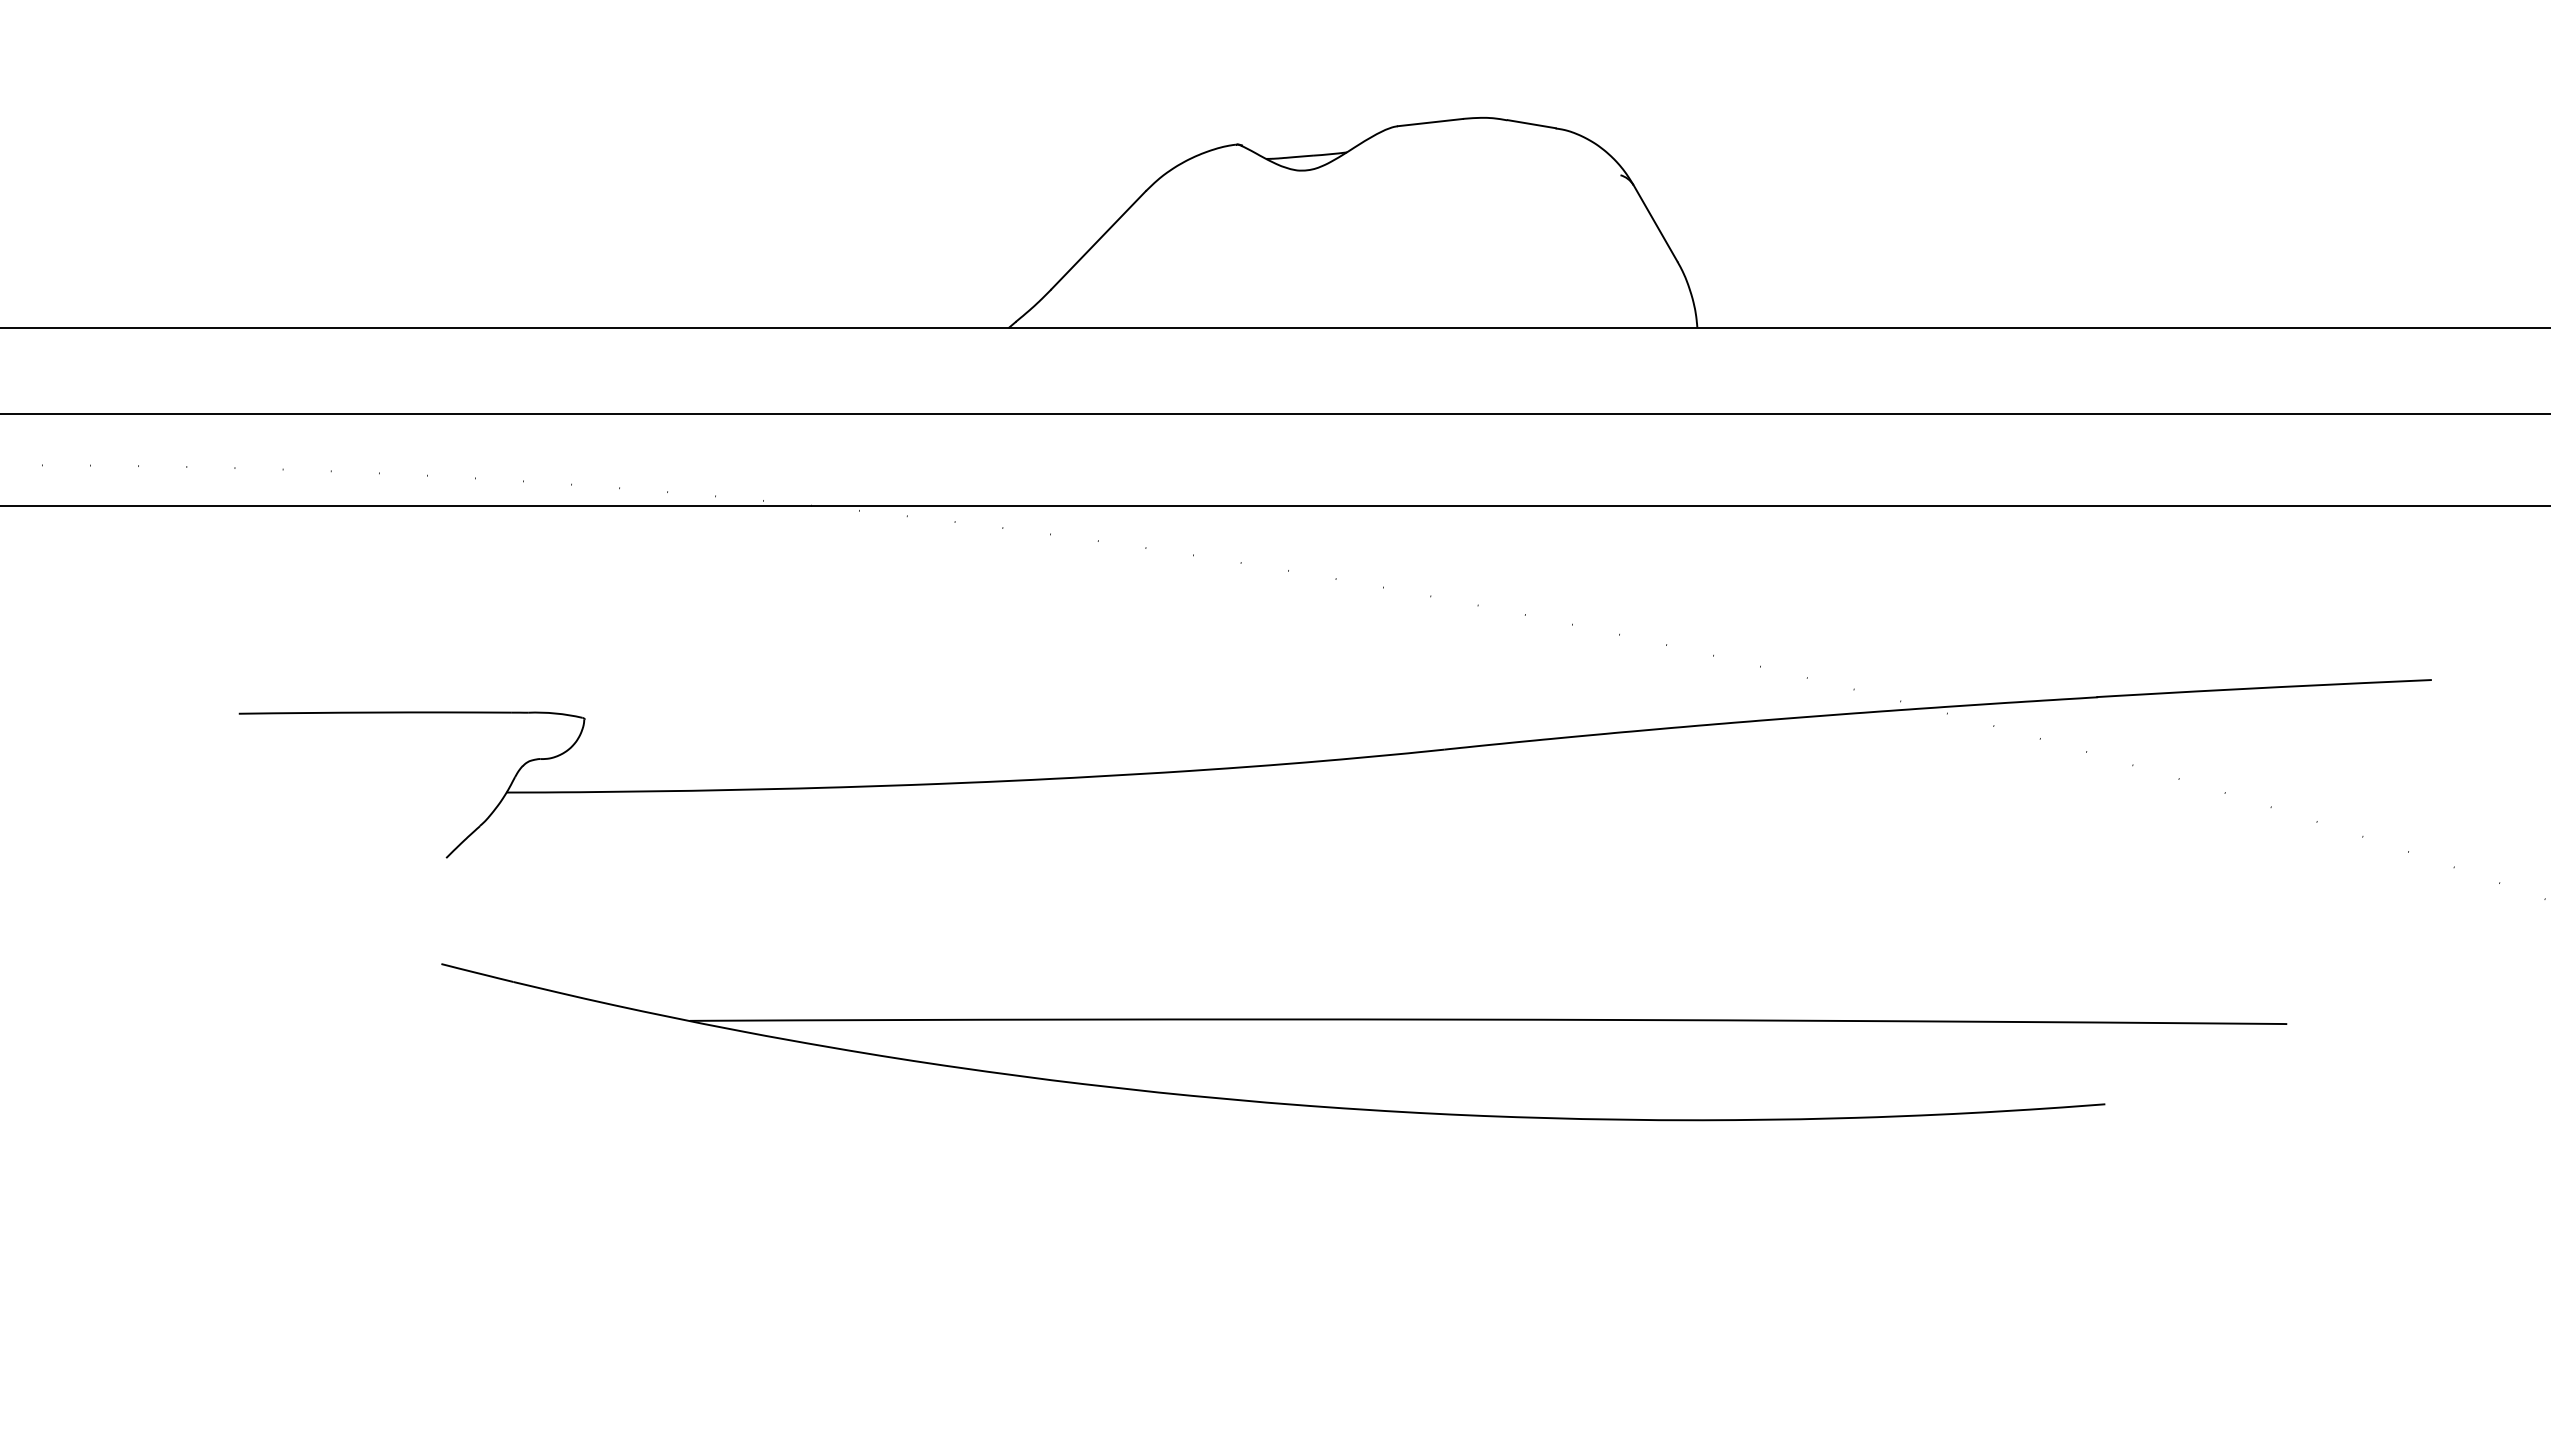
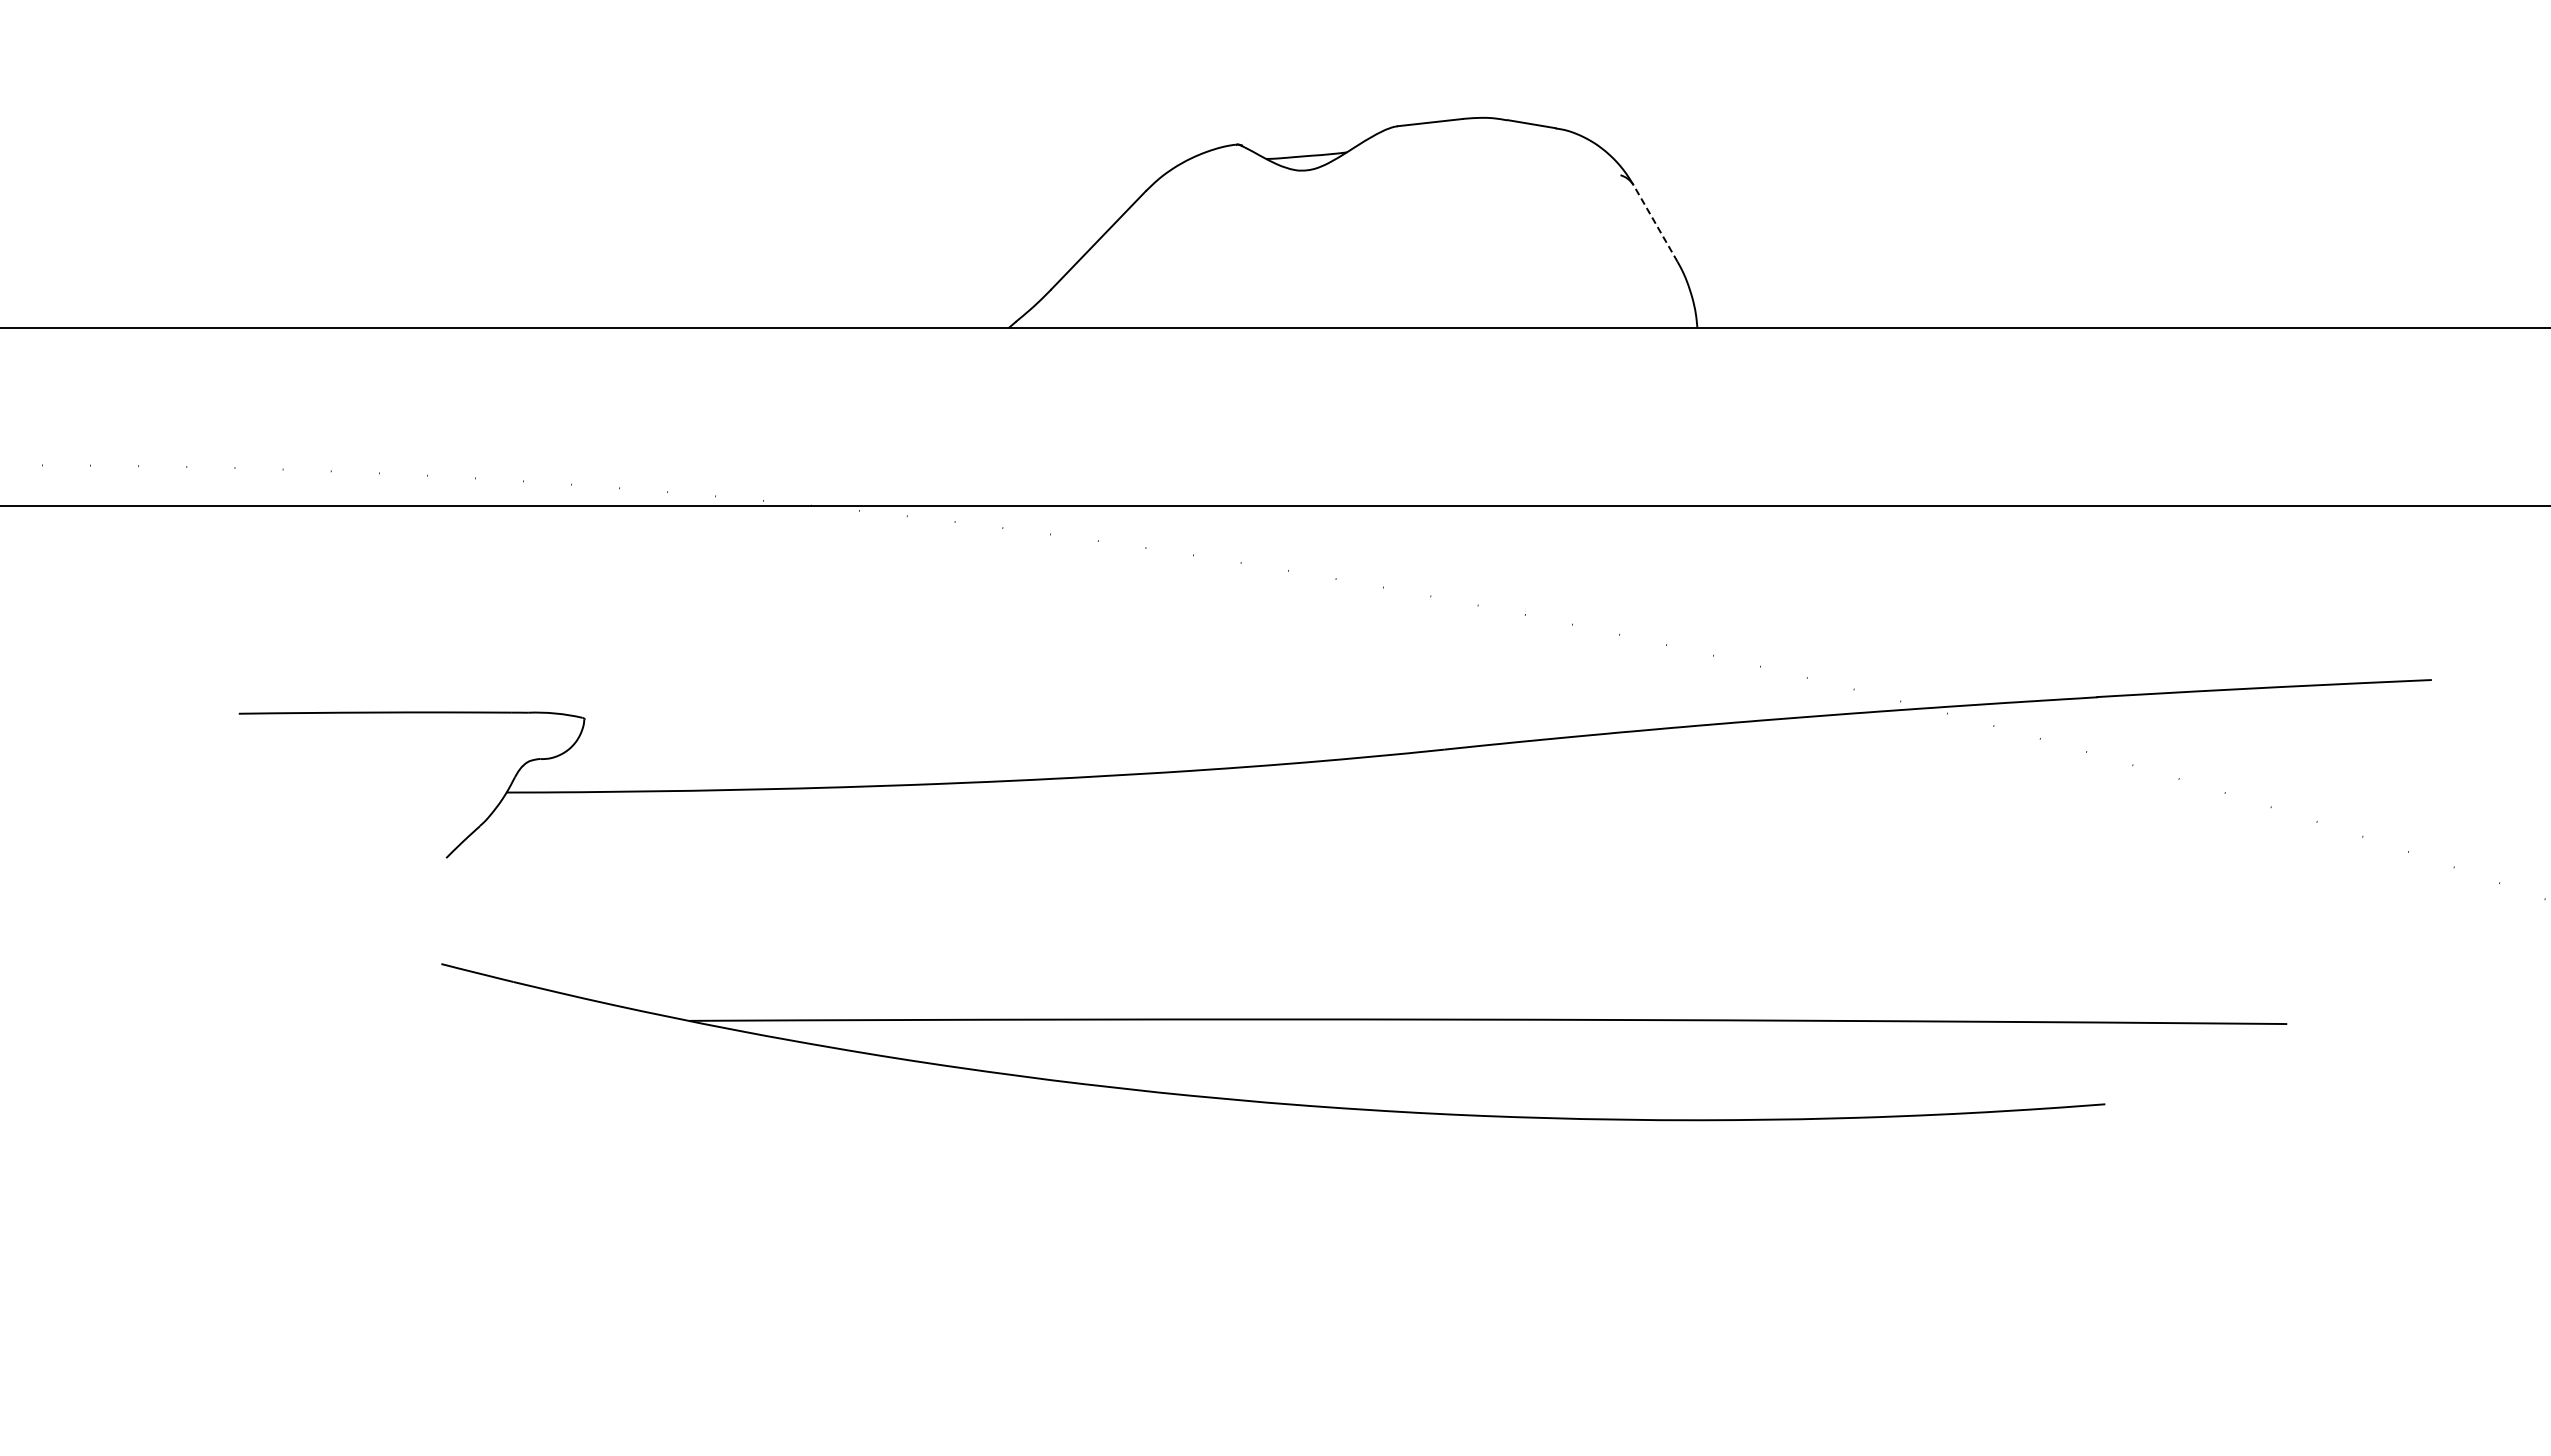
line: solid -> dashed (1655, 223)
line: present -> none (1274, 413)
